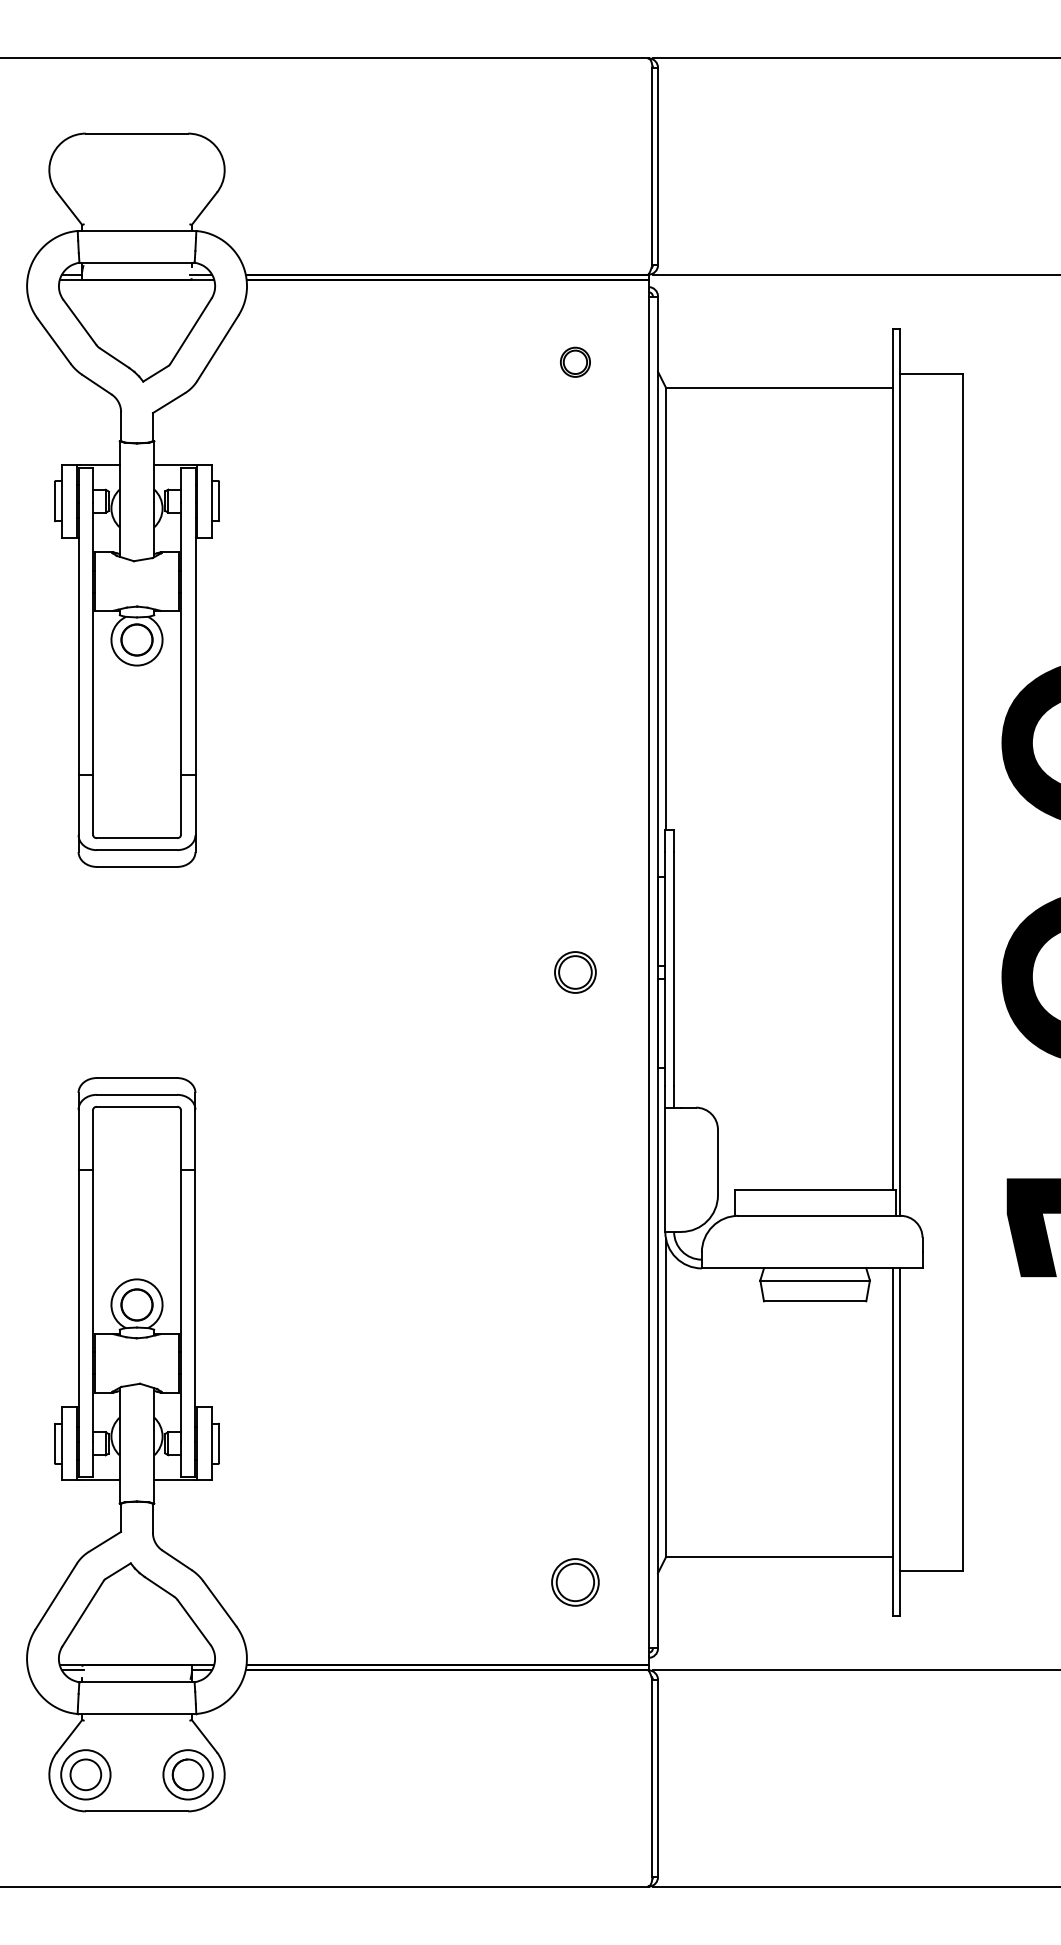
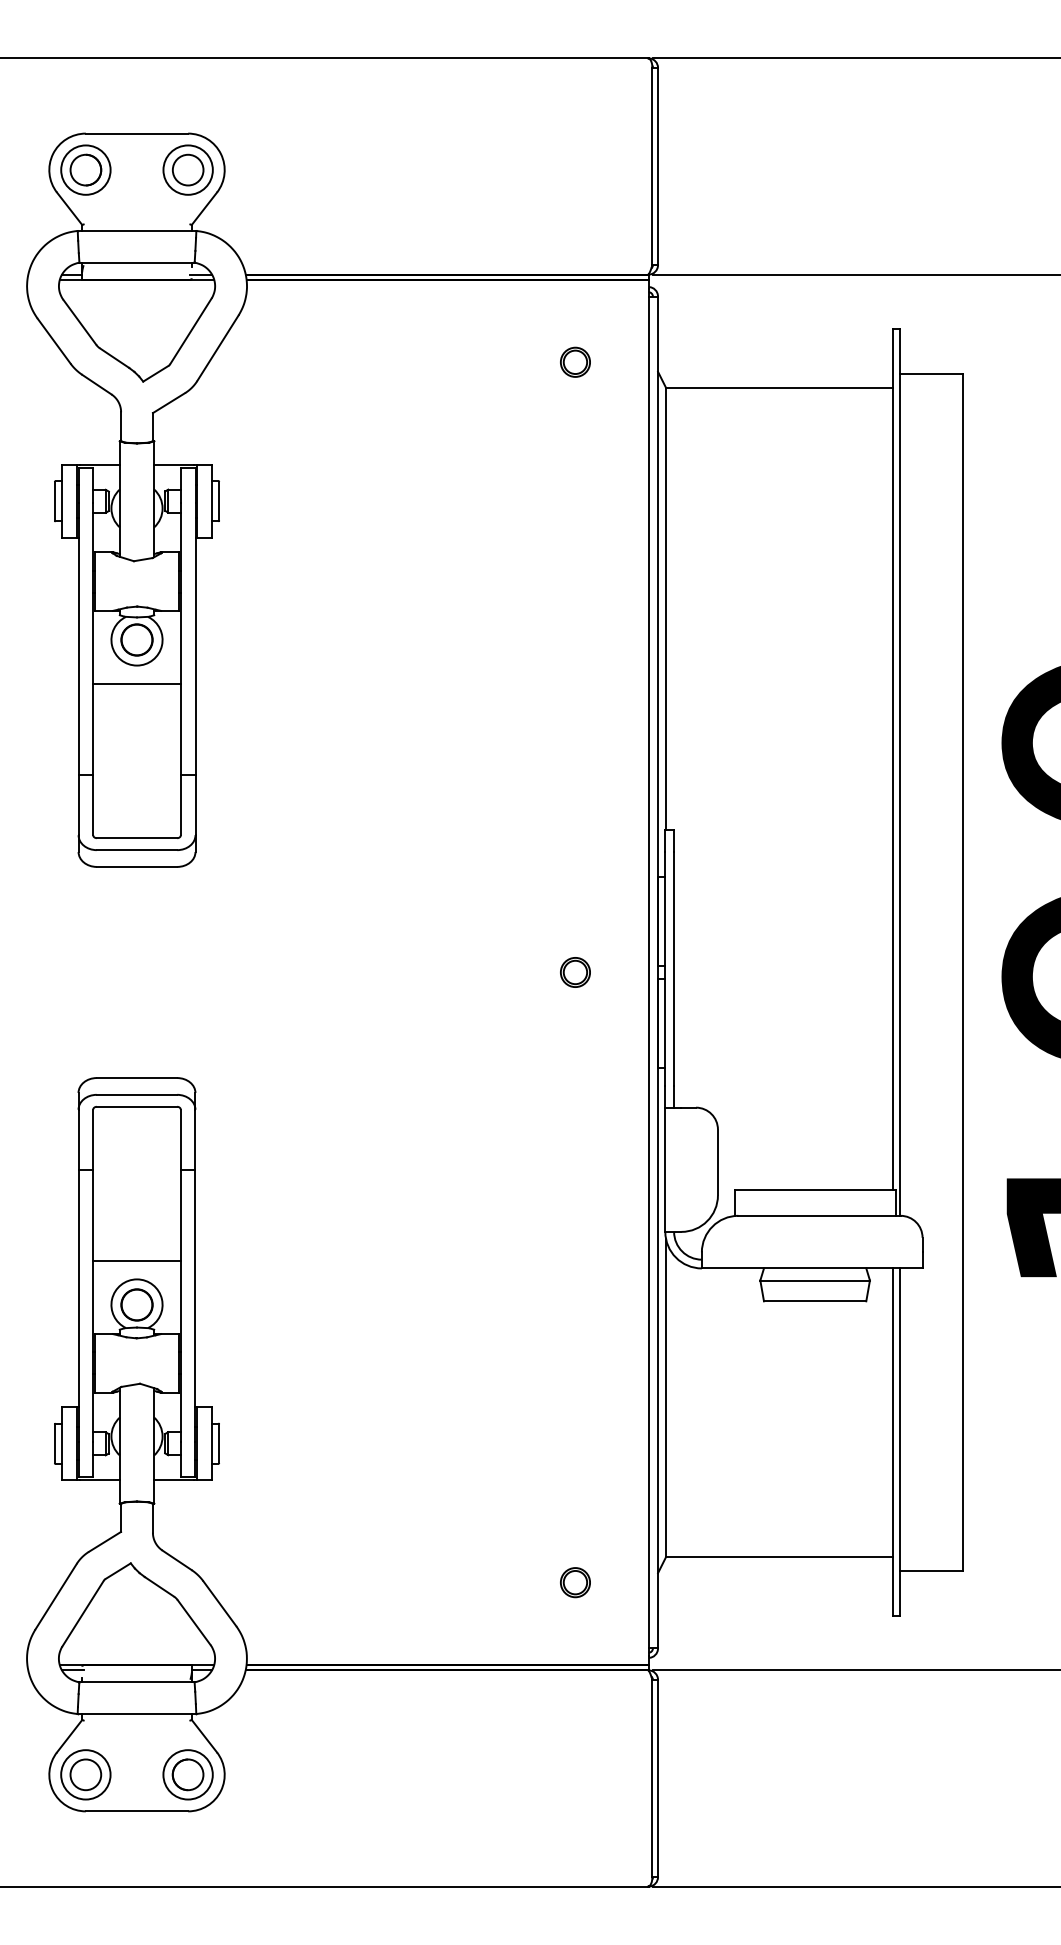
part: none -> present (85, 169)
part: none -> present (187, 169)
line: none -> present (136, 683)
part size: 43x43 px -> 31x31 px (575, 972)
line: none -> present (136, 1261)
part size: 49x49 px -> 31x32 px (575, 1582)
